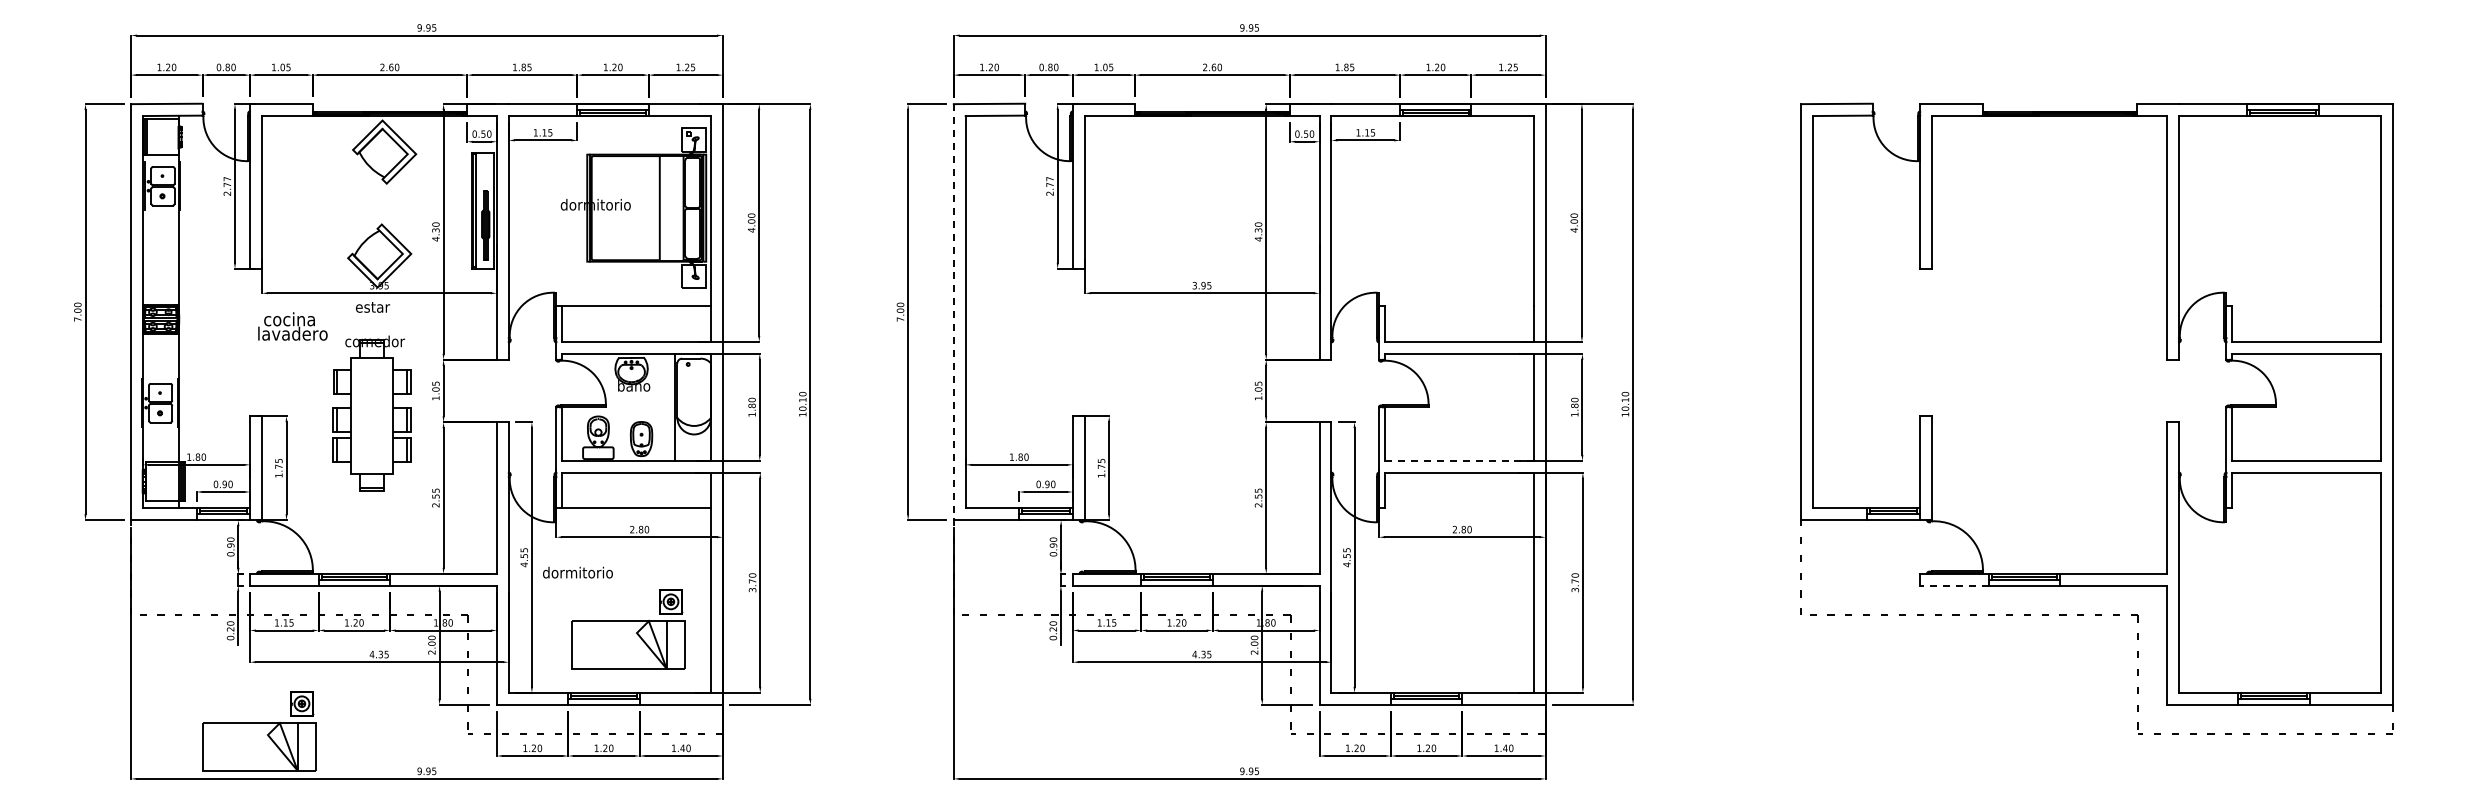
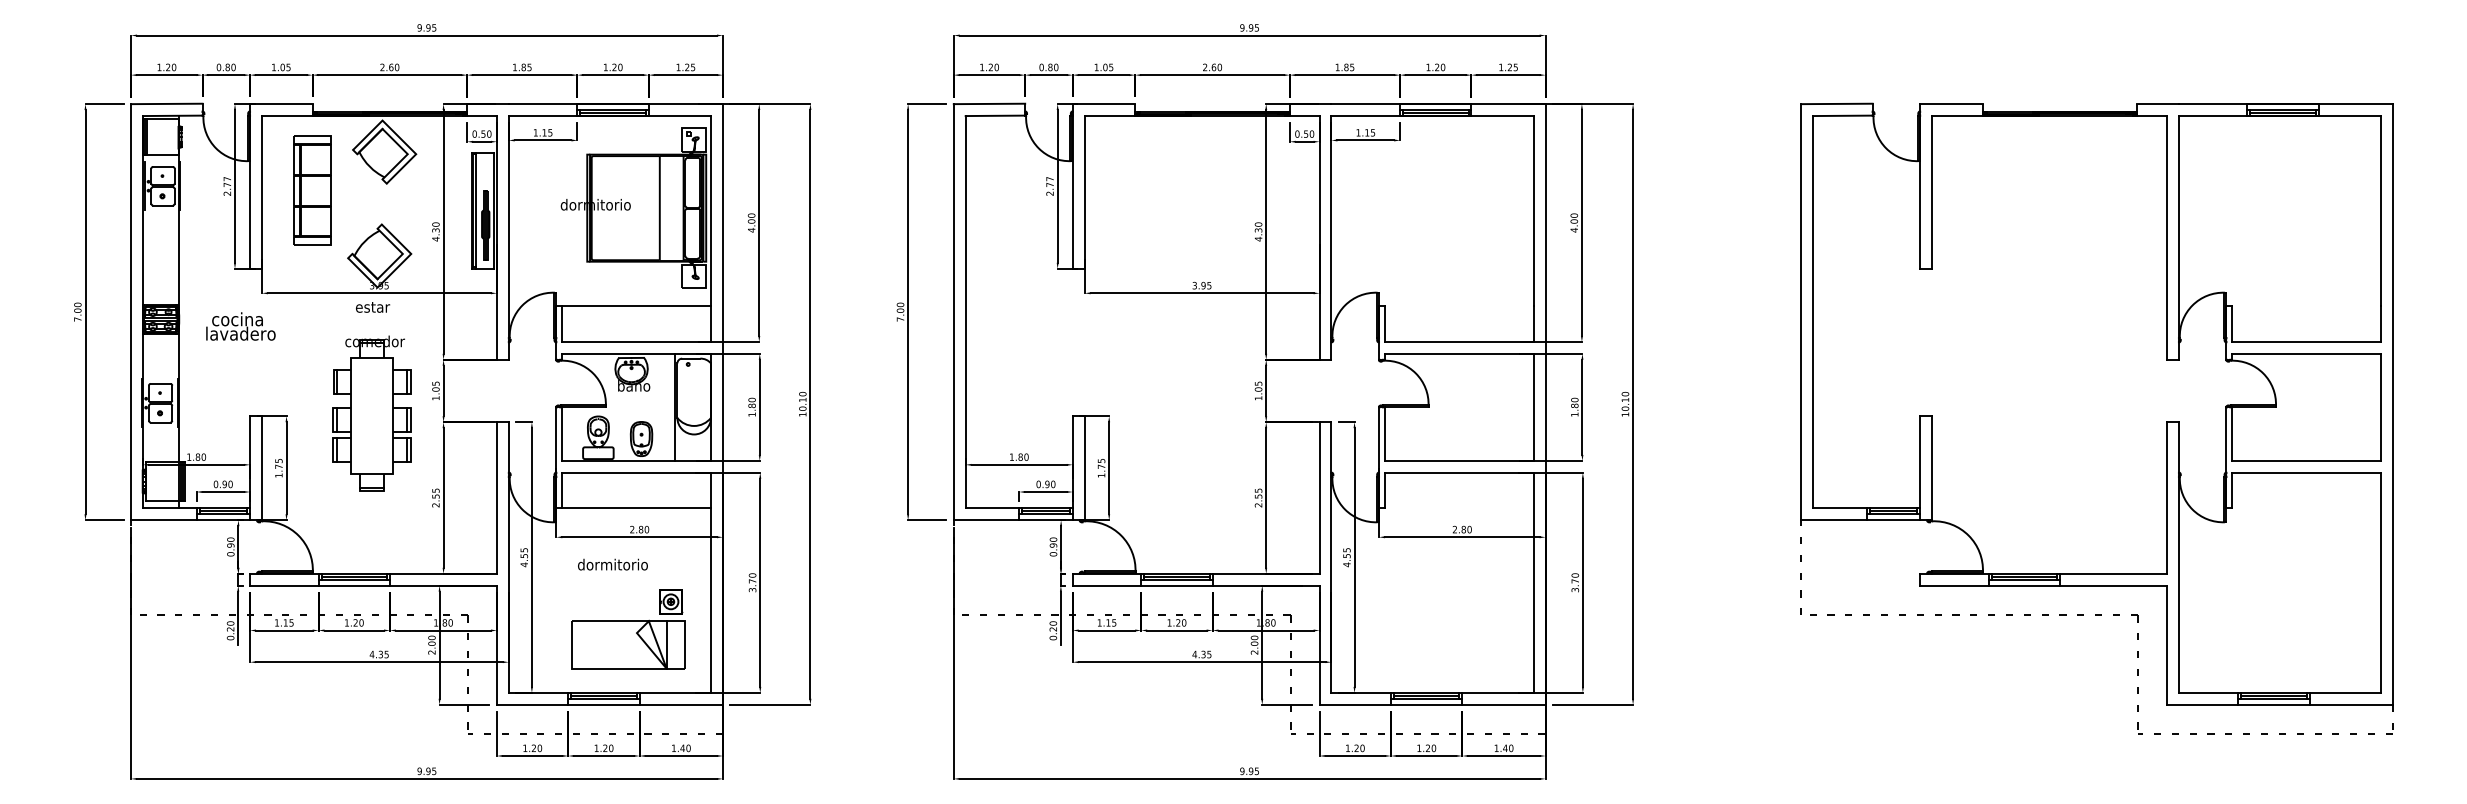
part: none -> present (312, 190)
line: dashed -> solid (953, 312)
text position: (292, 326) -> (240, 326) (240, 326)
line: dashed -> solid (1459, 460)
text position: (577, 572) -> (612, 564) (612, 564)
line: dashed -> solid (1953, 585)
part: present -> none (259, 731)
